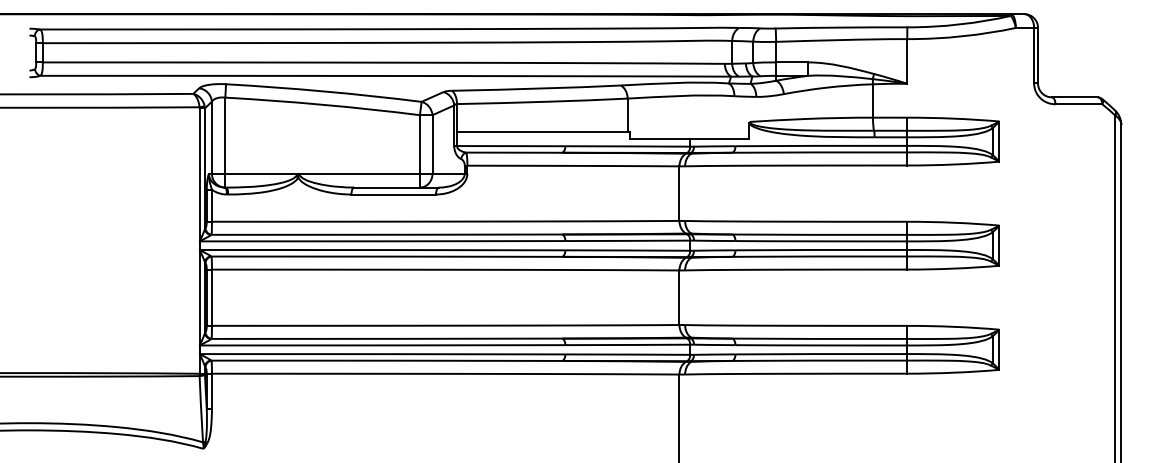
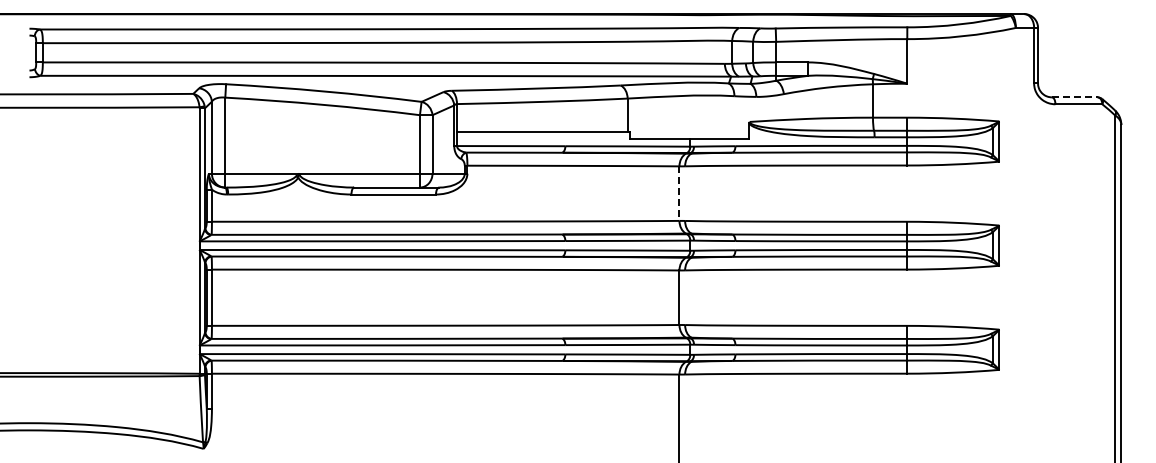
line: solid -> dashed (1074, 97)
line: solid -> dashed (679, 194)
